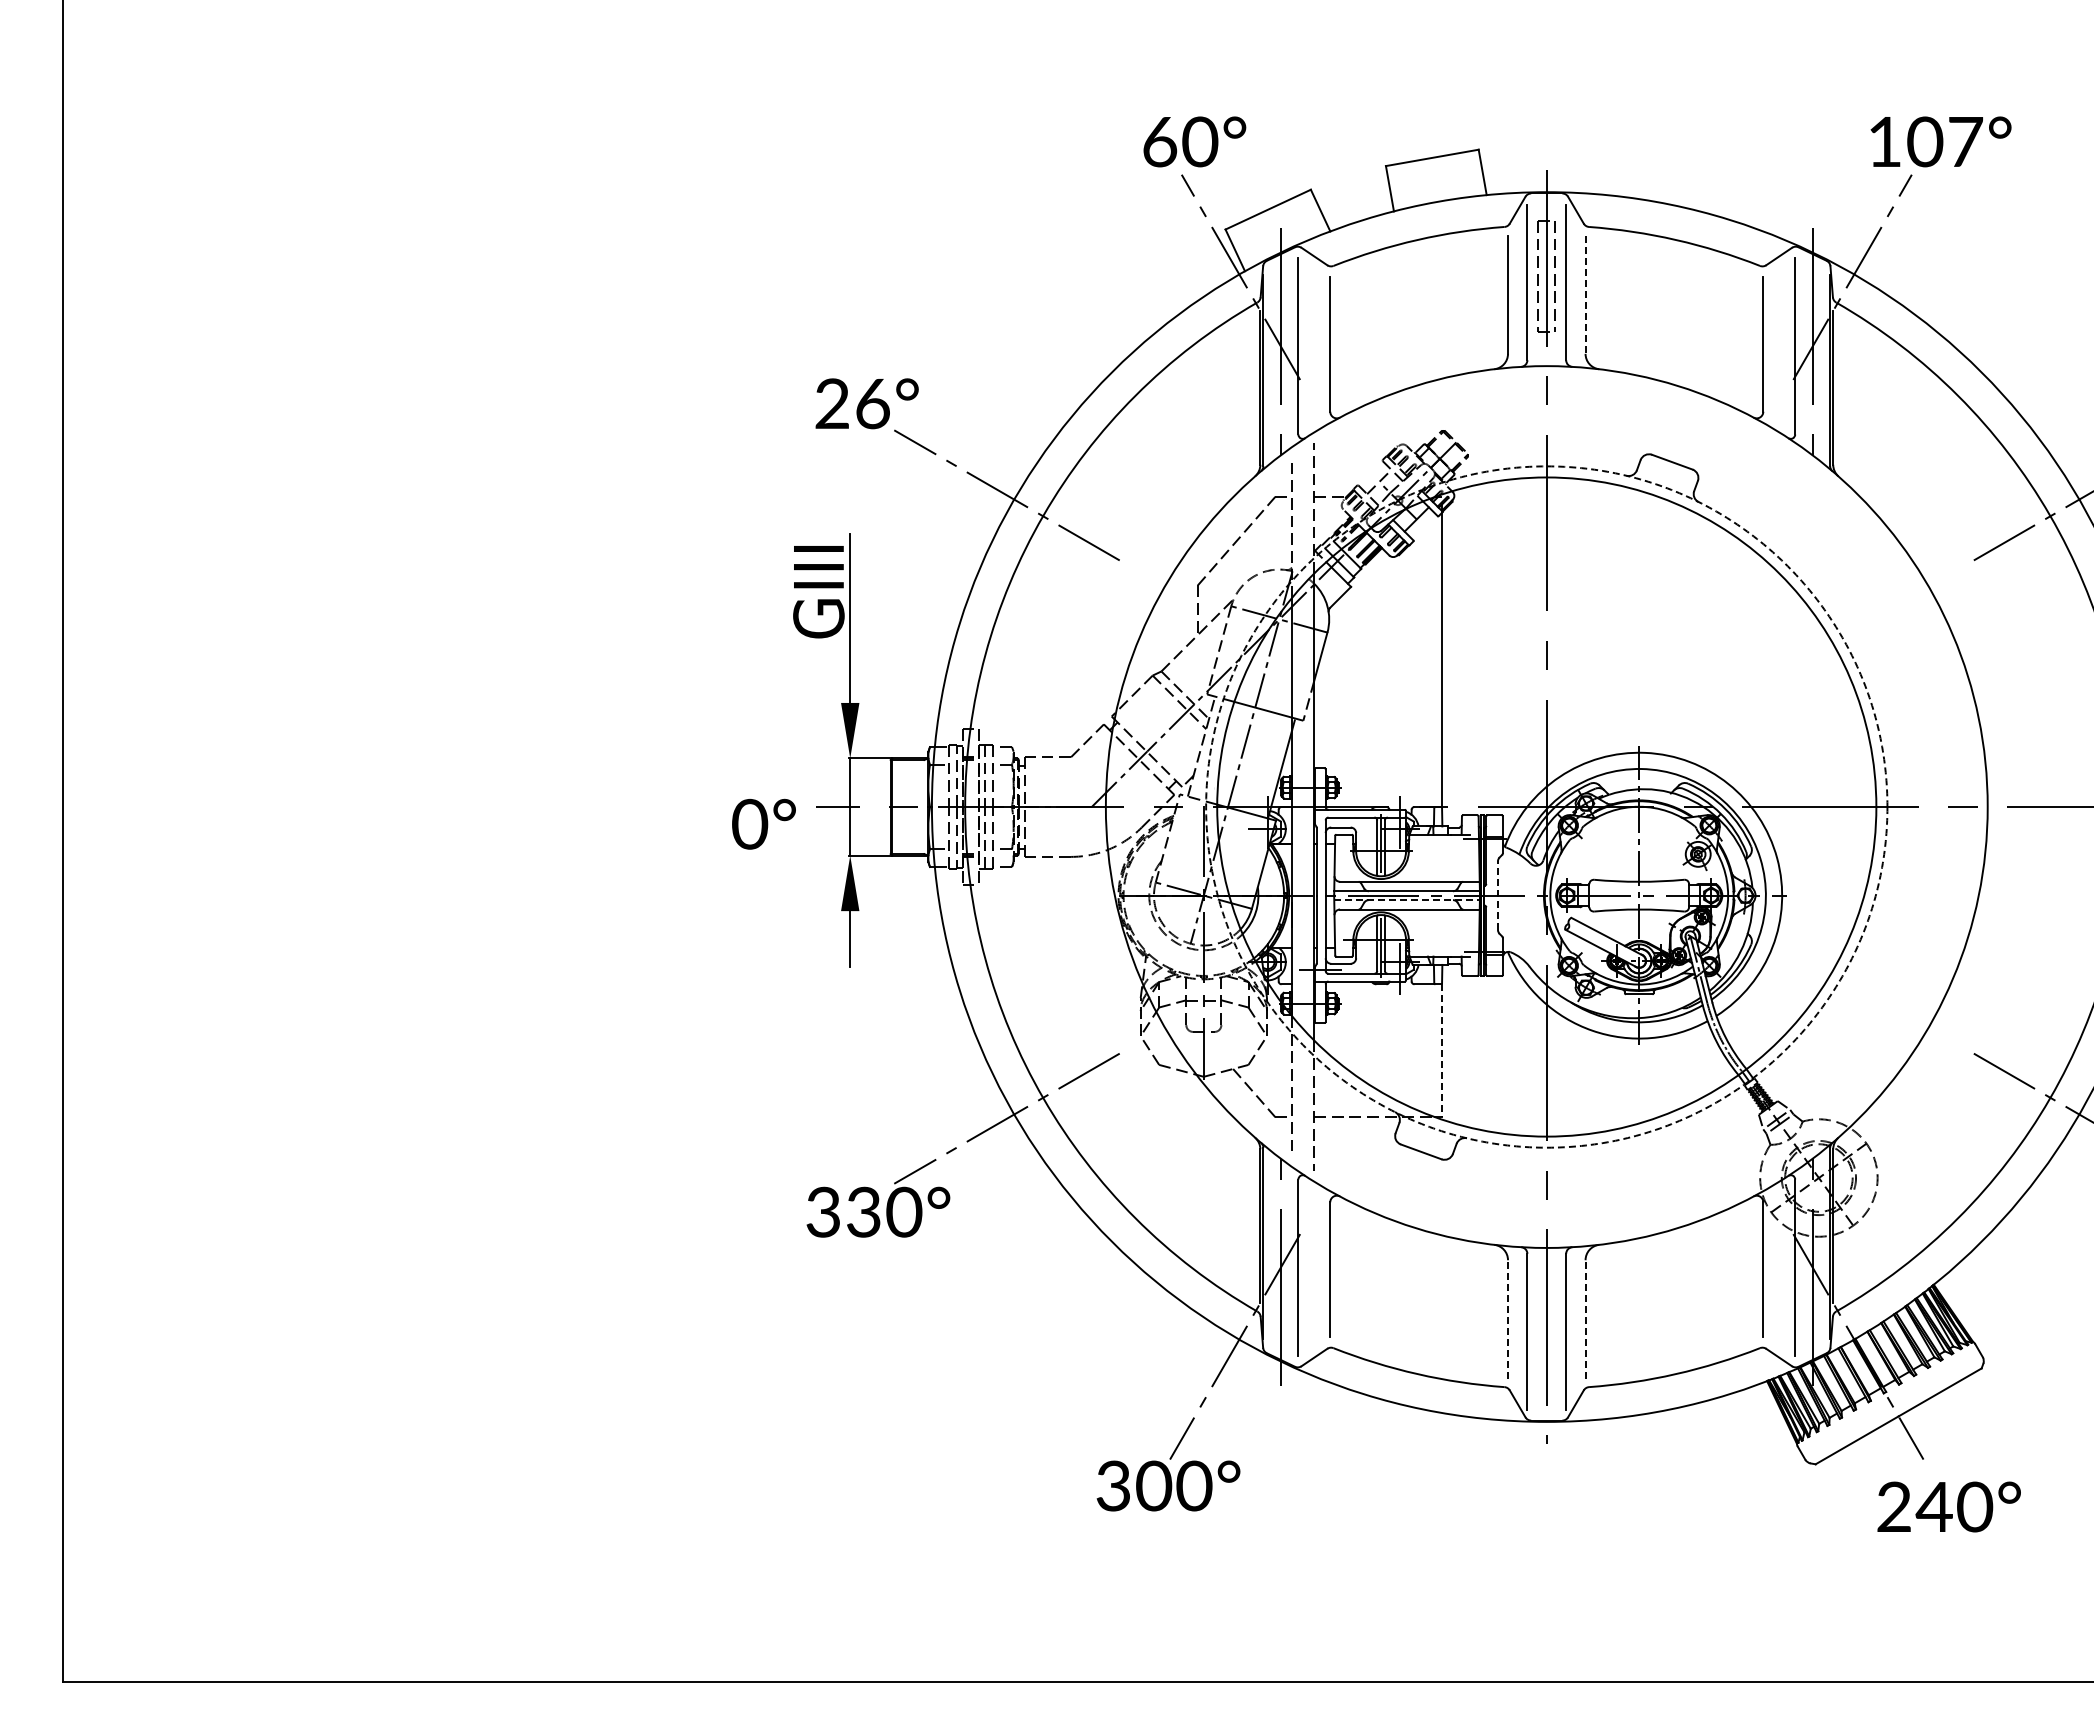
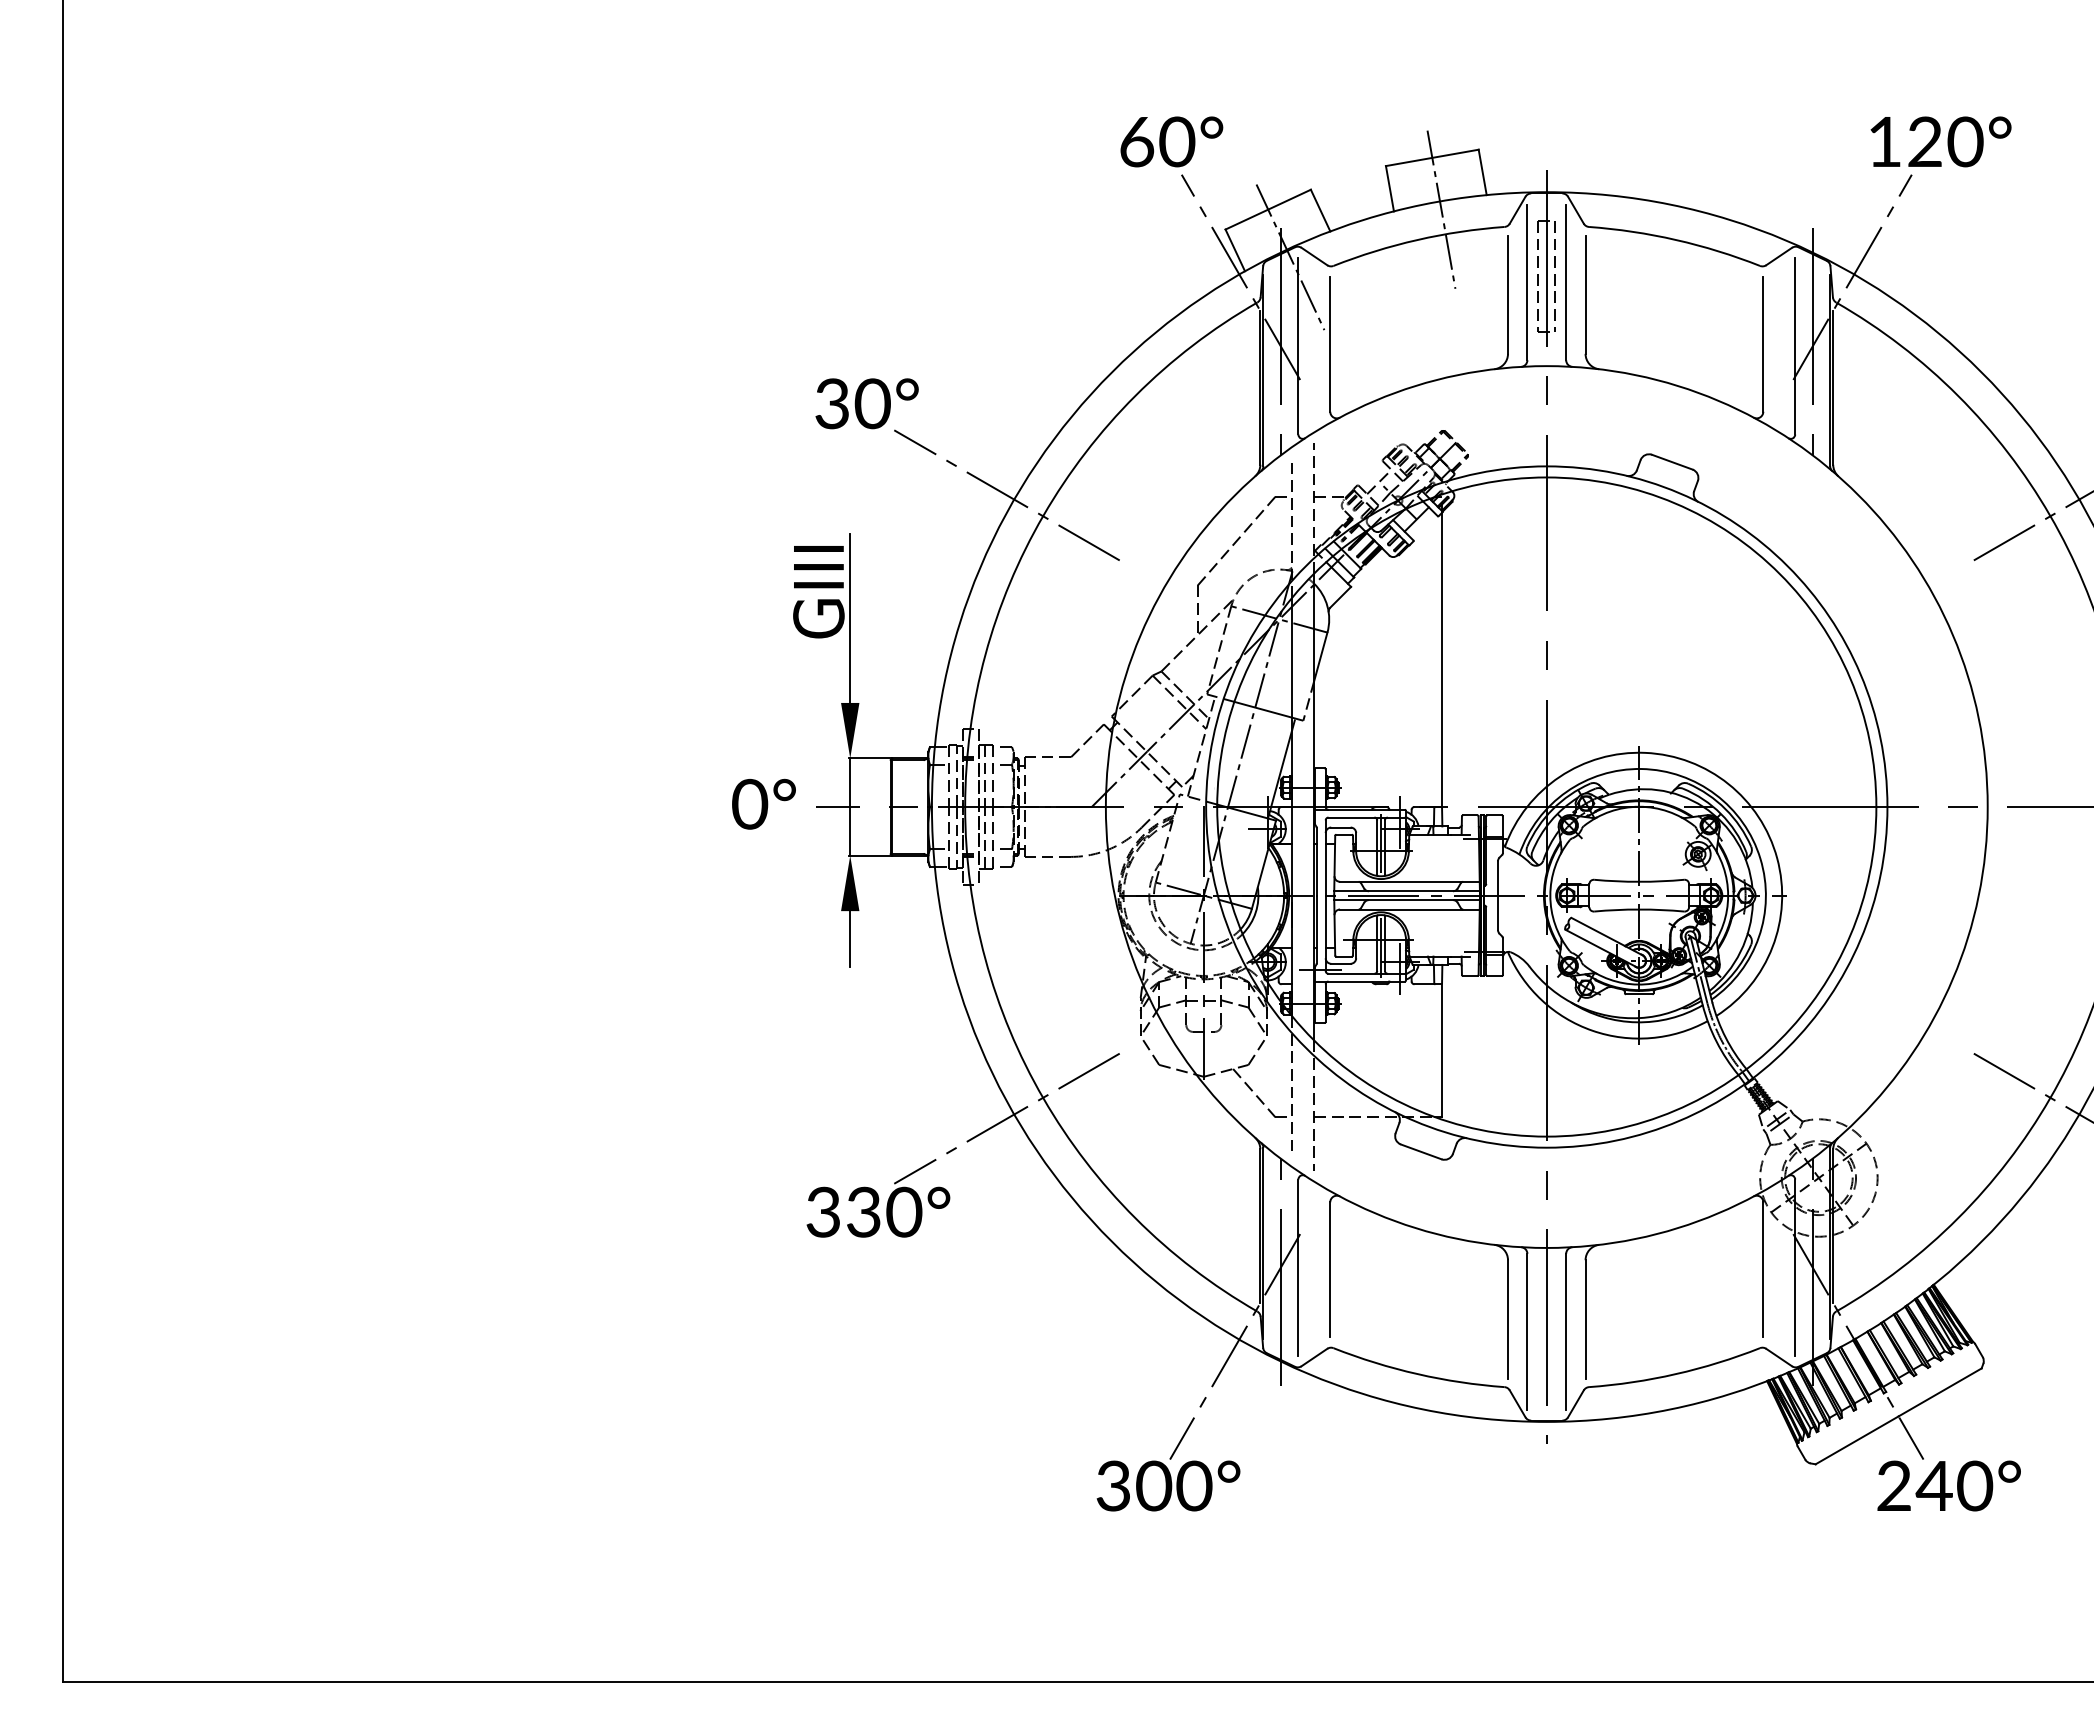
text position: (1194, 141) -> (1171, 141) (1171, 141)
text: 107° -> 120° (1945, 141)
line: none -> present (1441, 209)
line: none -> present (1290, 257)
line: dashed -> solid (1585, 295)
text: 26° -> 30° (852, 403)
circle: dashed -> solid (1546, 806)
text position: (763, 823) -> (763, 803) (763, 803)
line: dashed -> solid (1497, 895)
line: dashed -> solid (1407, 900)
line: dashed -> solid (1441, 1050)
line: dashed -> solid (1508, 1318)
line: dashed -> solid (1585, 1318)
text position: (1948, 1506) -> (1948, 1485) (1948, 1485)
